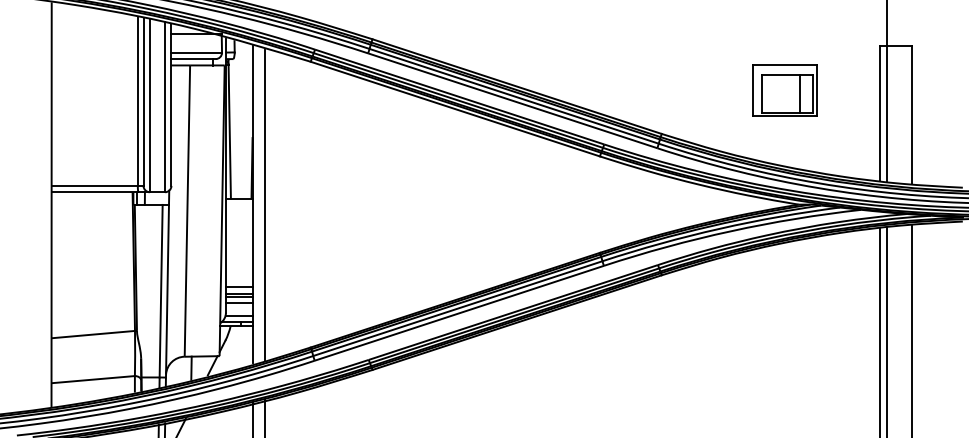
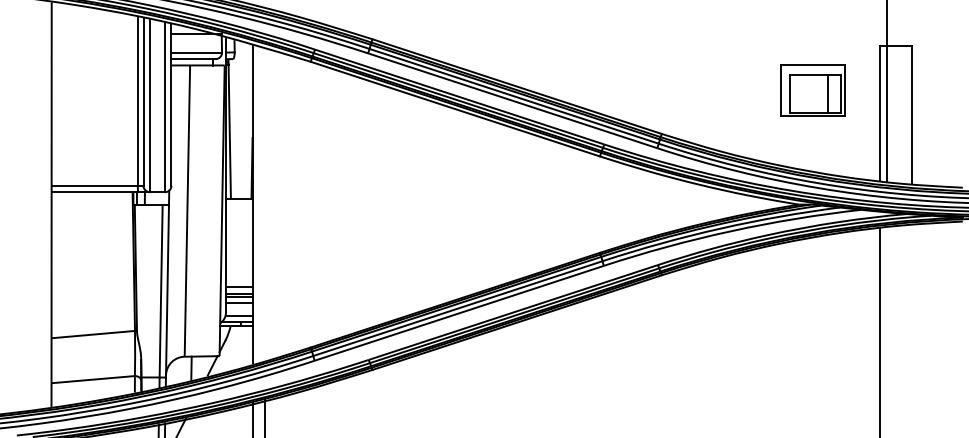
part position: (784, 90) -> (812, 90) (812, 90)
line: present -> none (265, 204)
line: present -> none (911, 329)
line: present -> none (886, 330)
